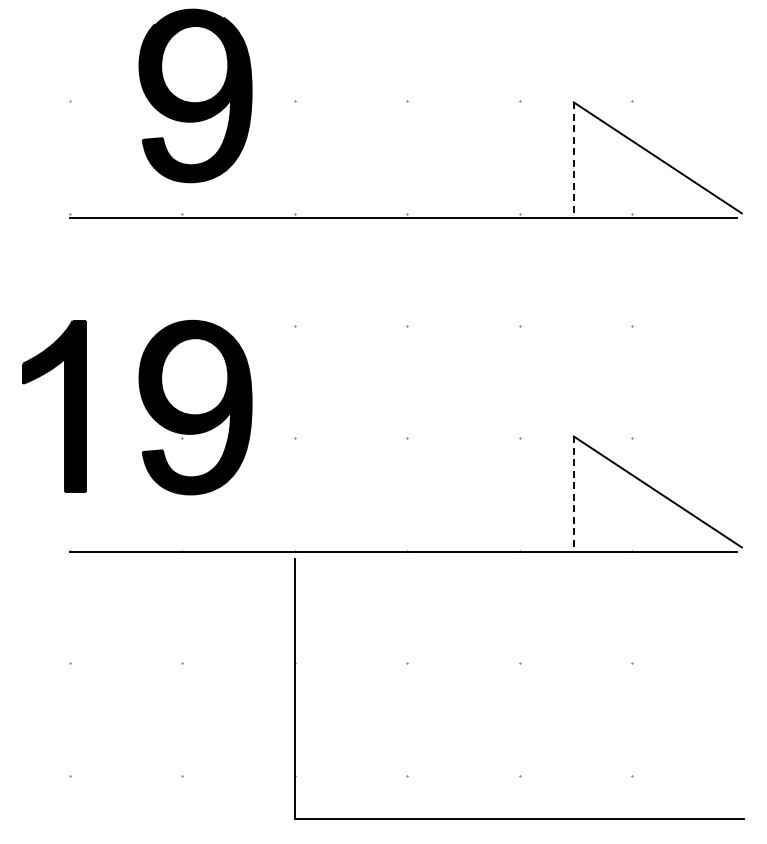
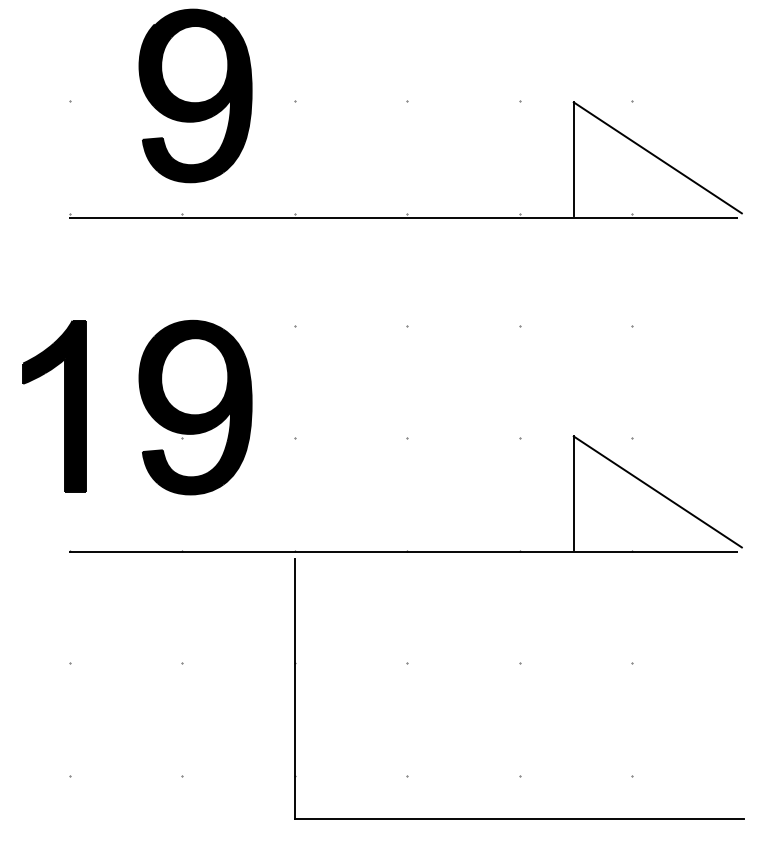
line: dashed -> solid (573, 159)
line: dashed -> solid (573, 493)
